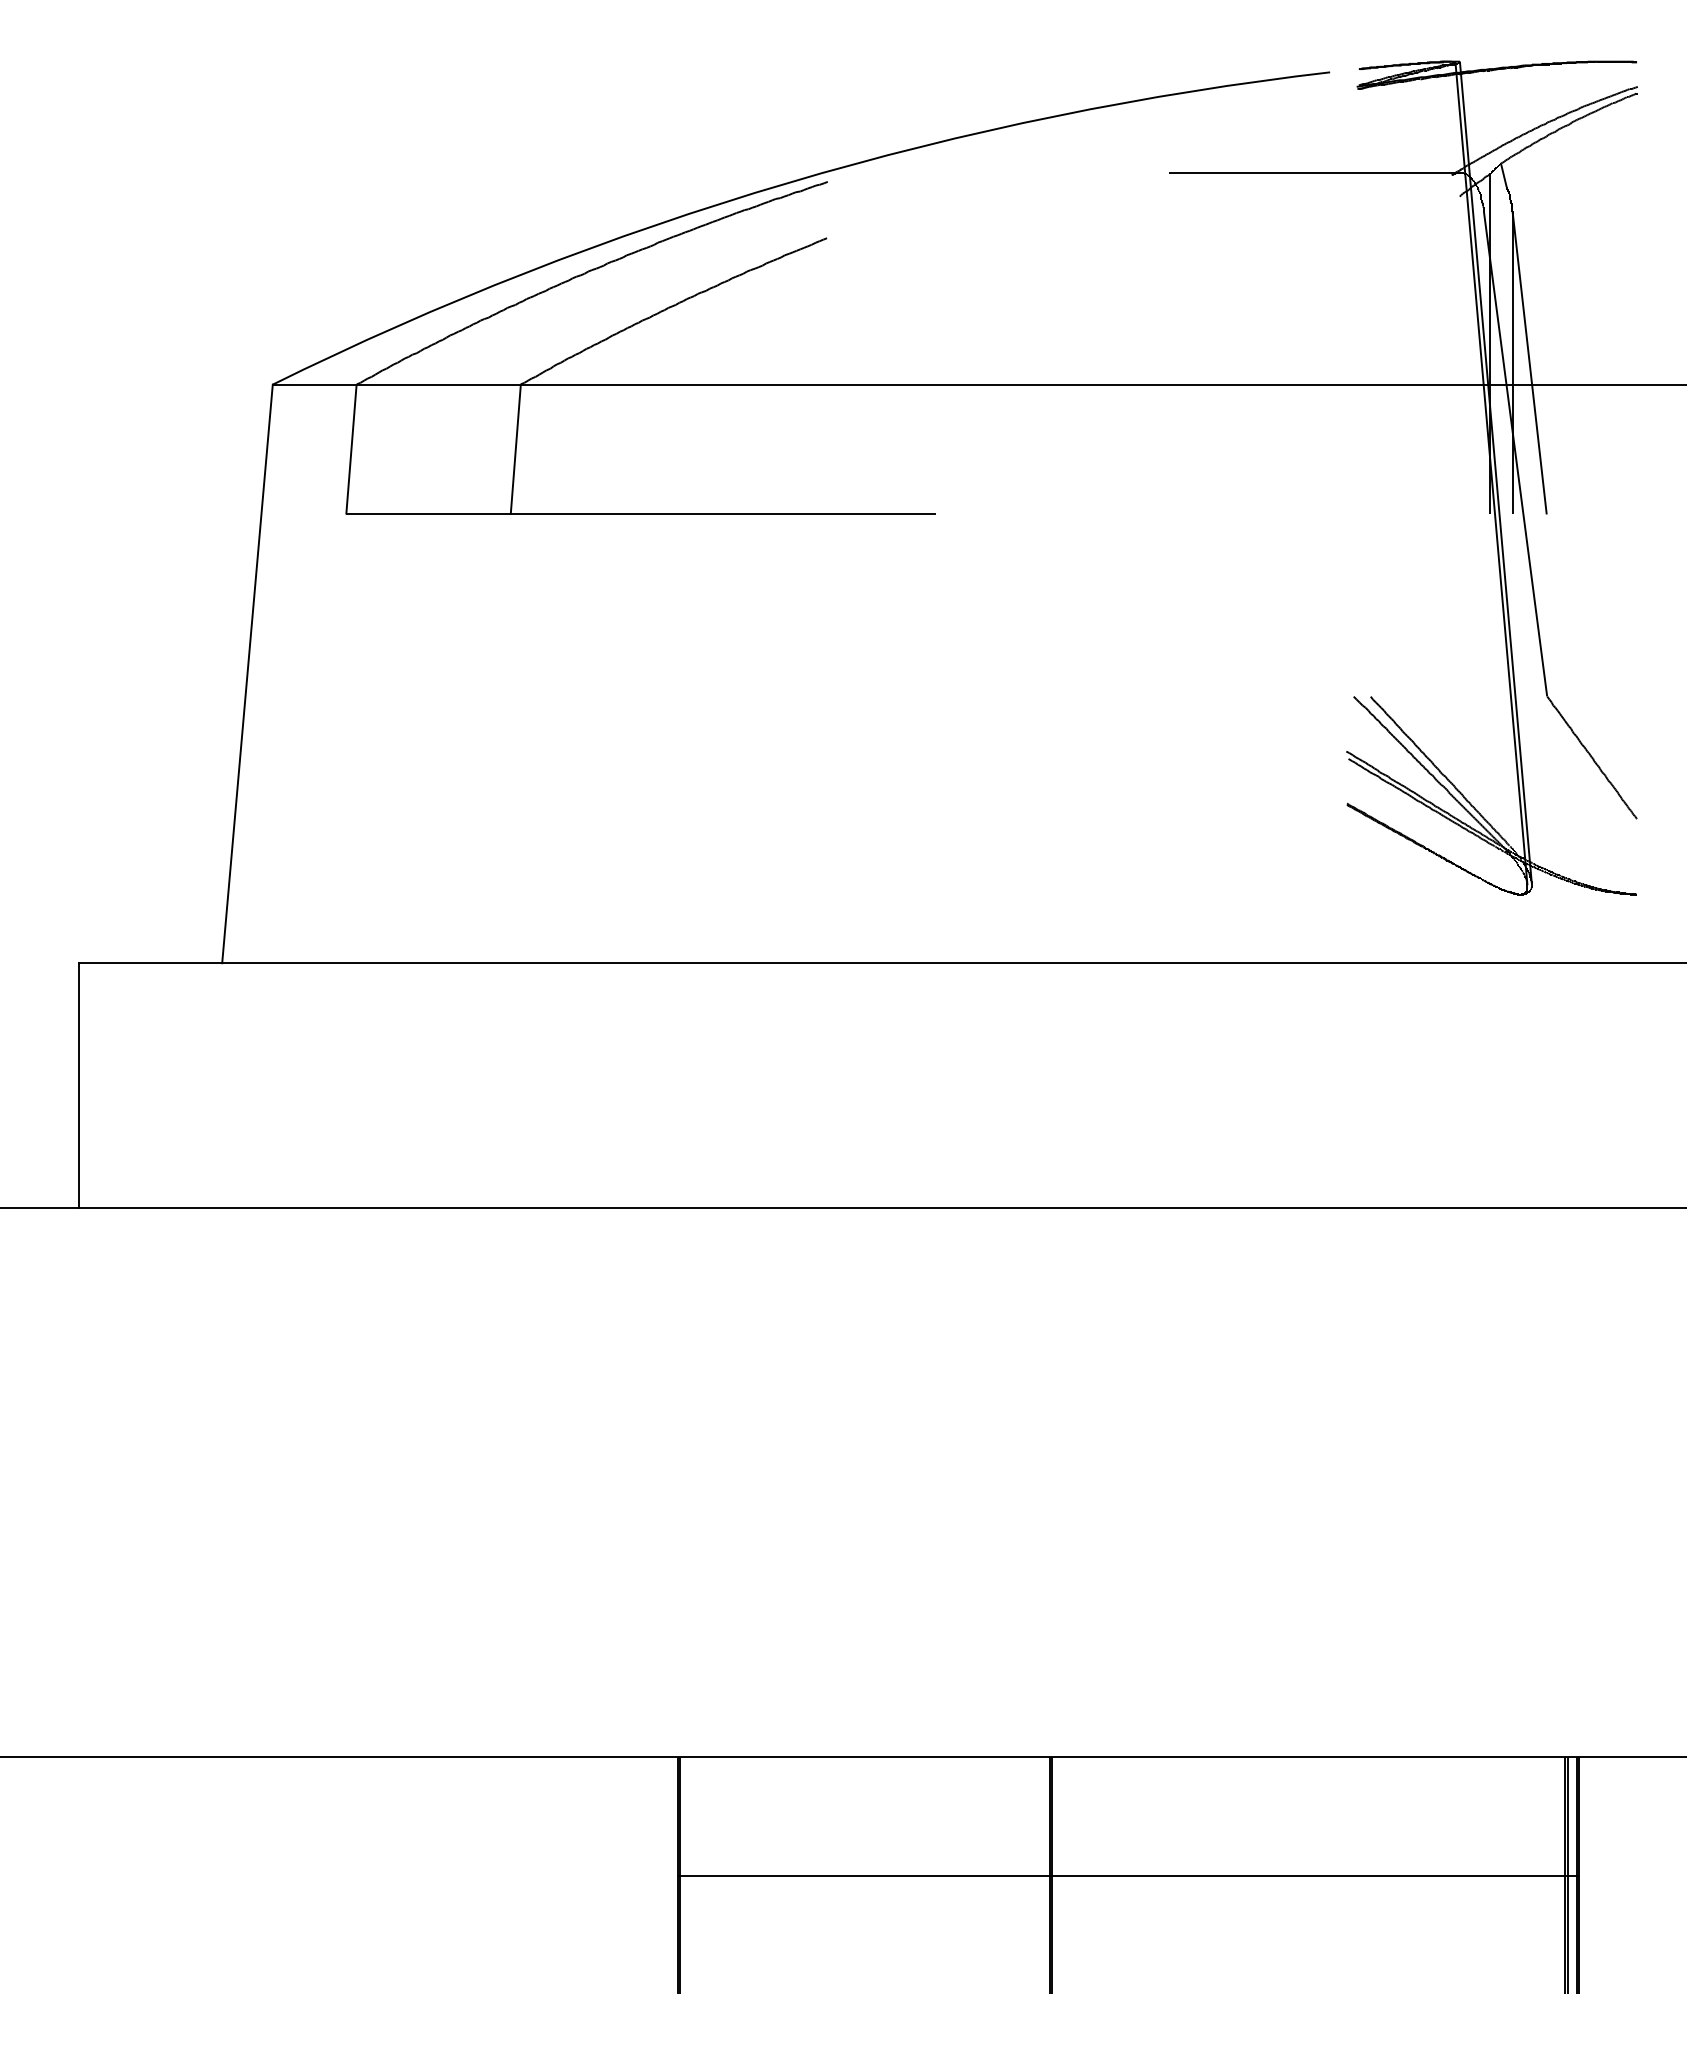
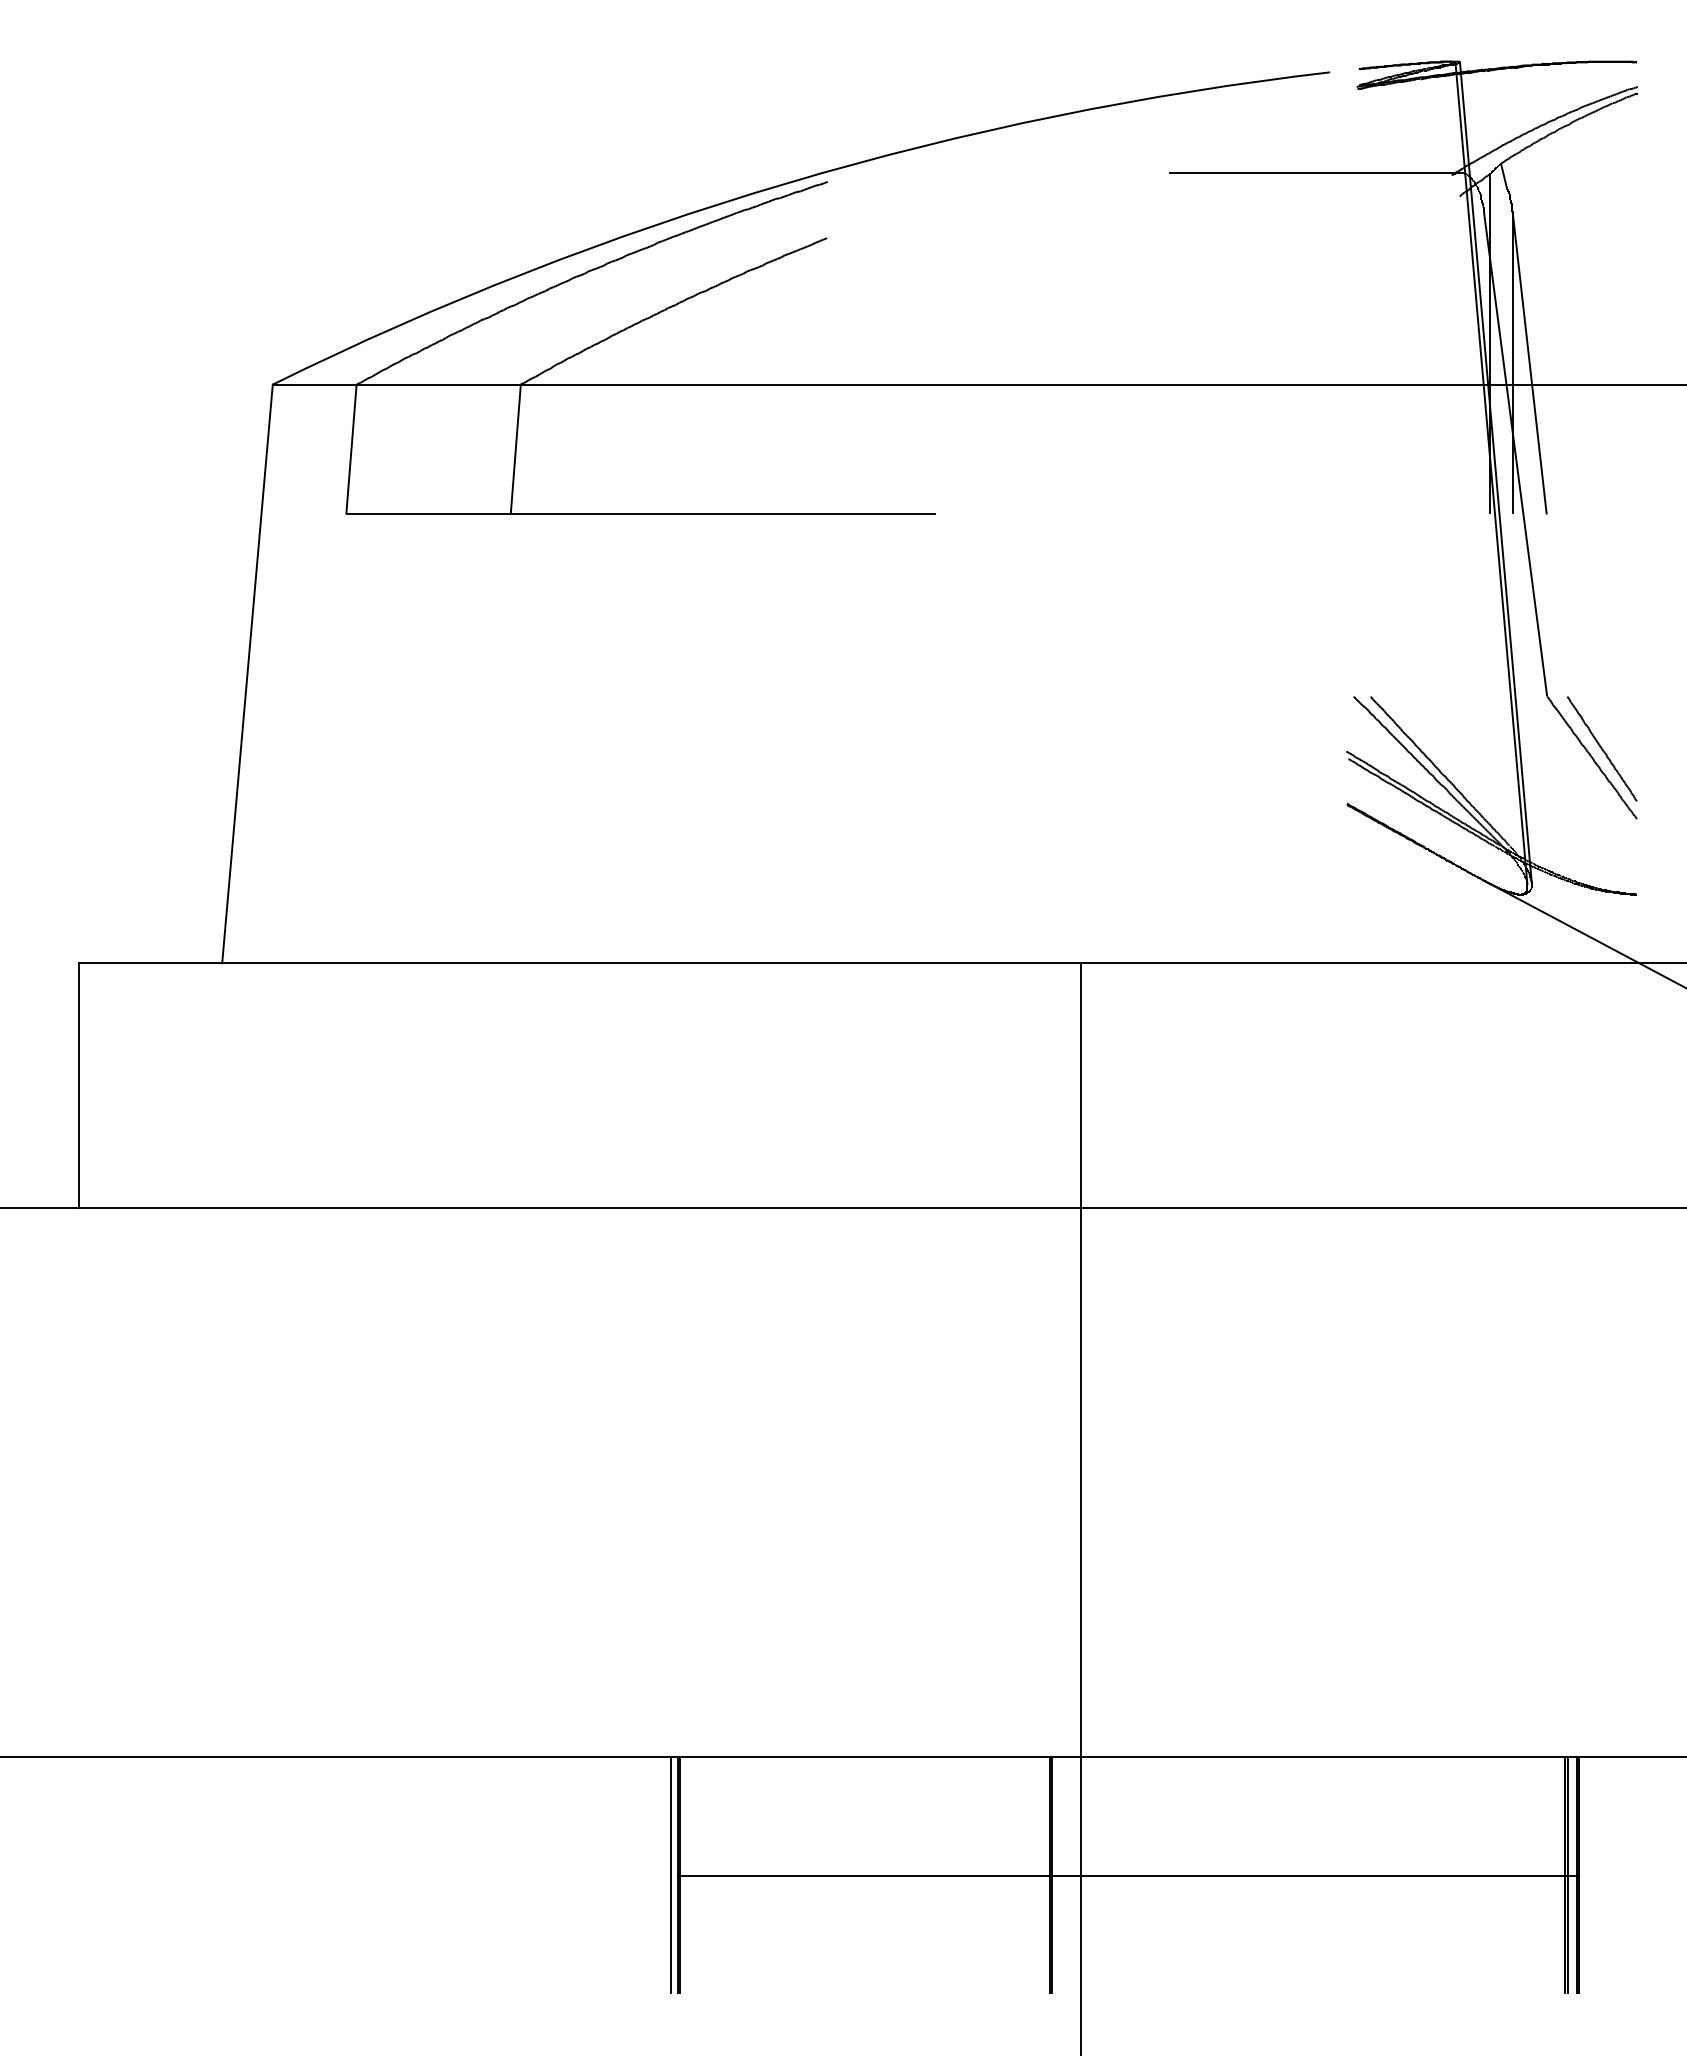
line: none -> present (1601, 748)
line: none -> present (1580, 931)
line: none -> present (1080, 1507)
line: none -> present (670, 1875)
